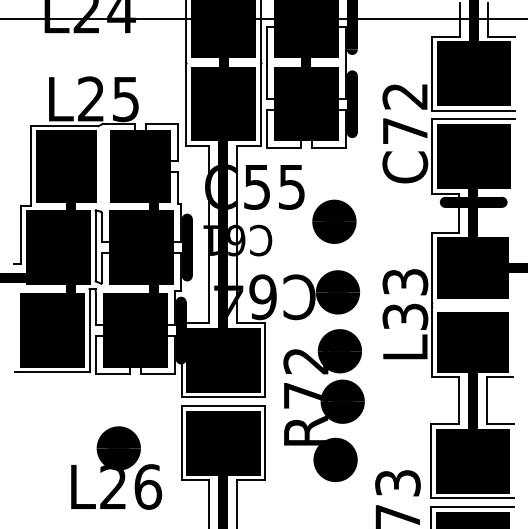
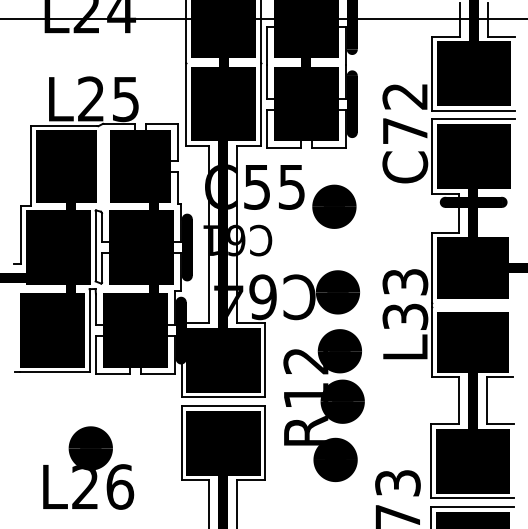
part position: (334, 221) -> (334, 206) (334, 206)
text: R72 -> R12 (306, 395)
text position: (116, 467) -> (88, 467) (88, 467)
